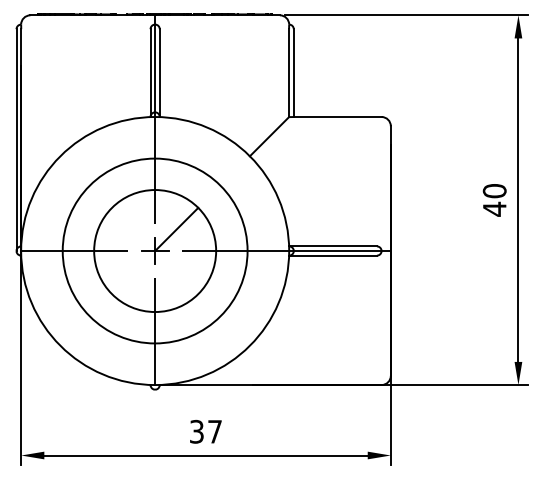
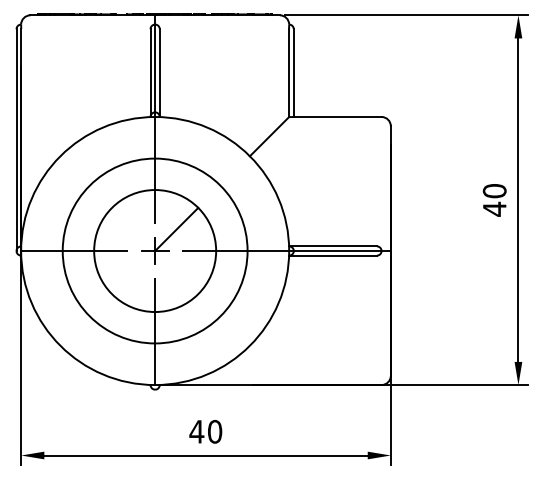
text: 37 -> 40 (205, 431)
